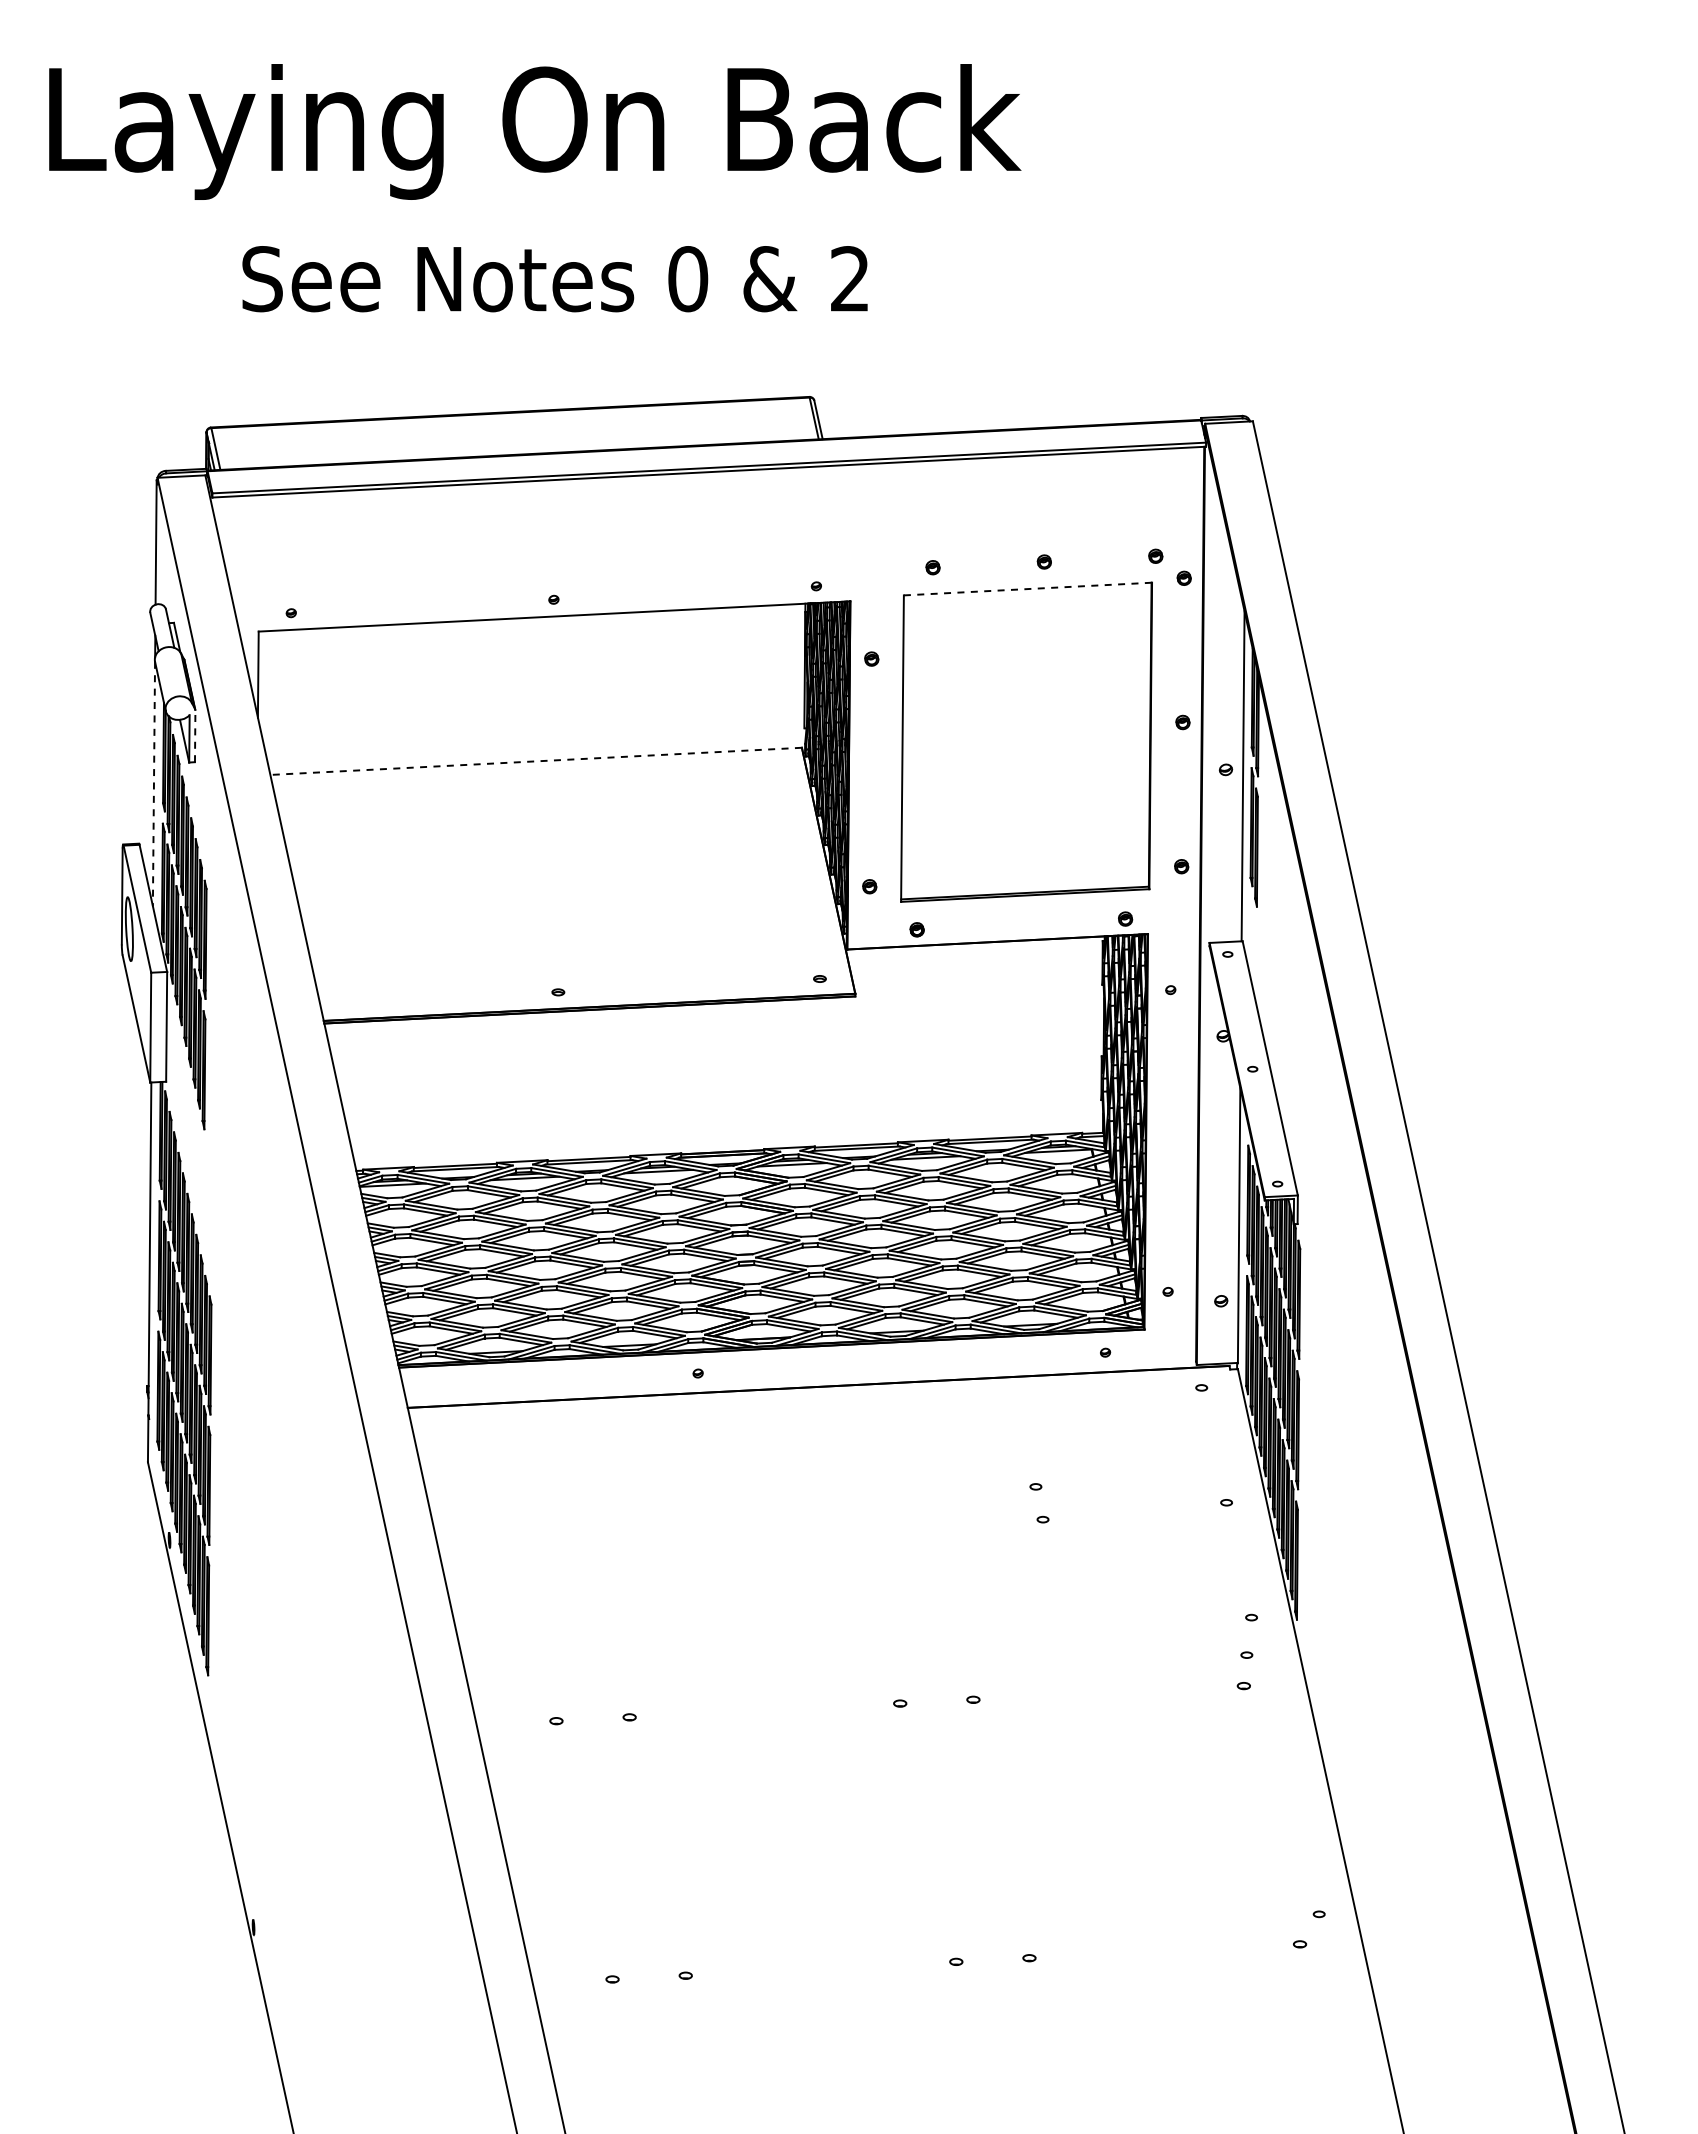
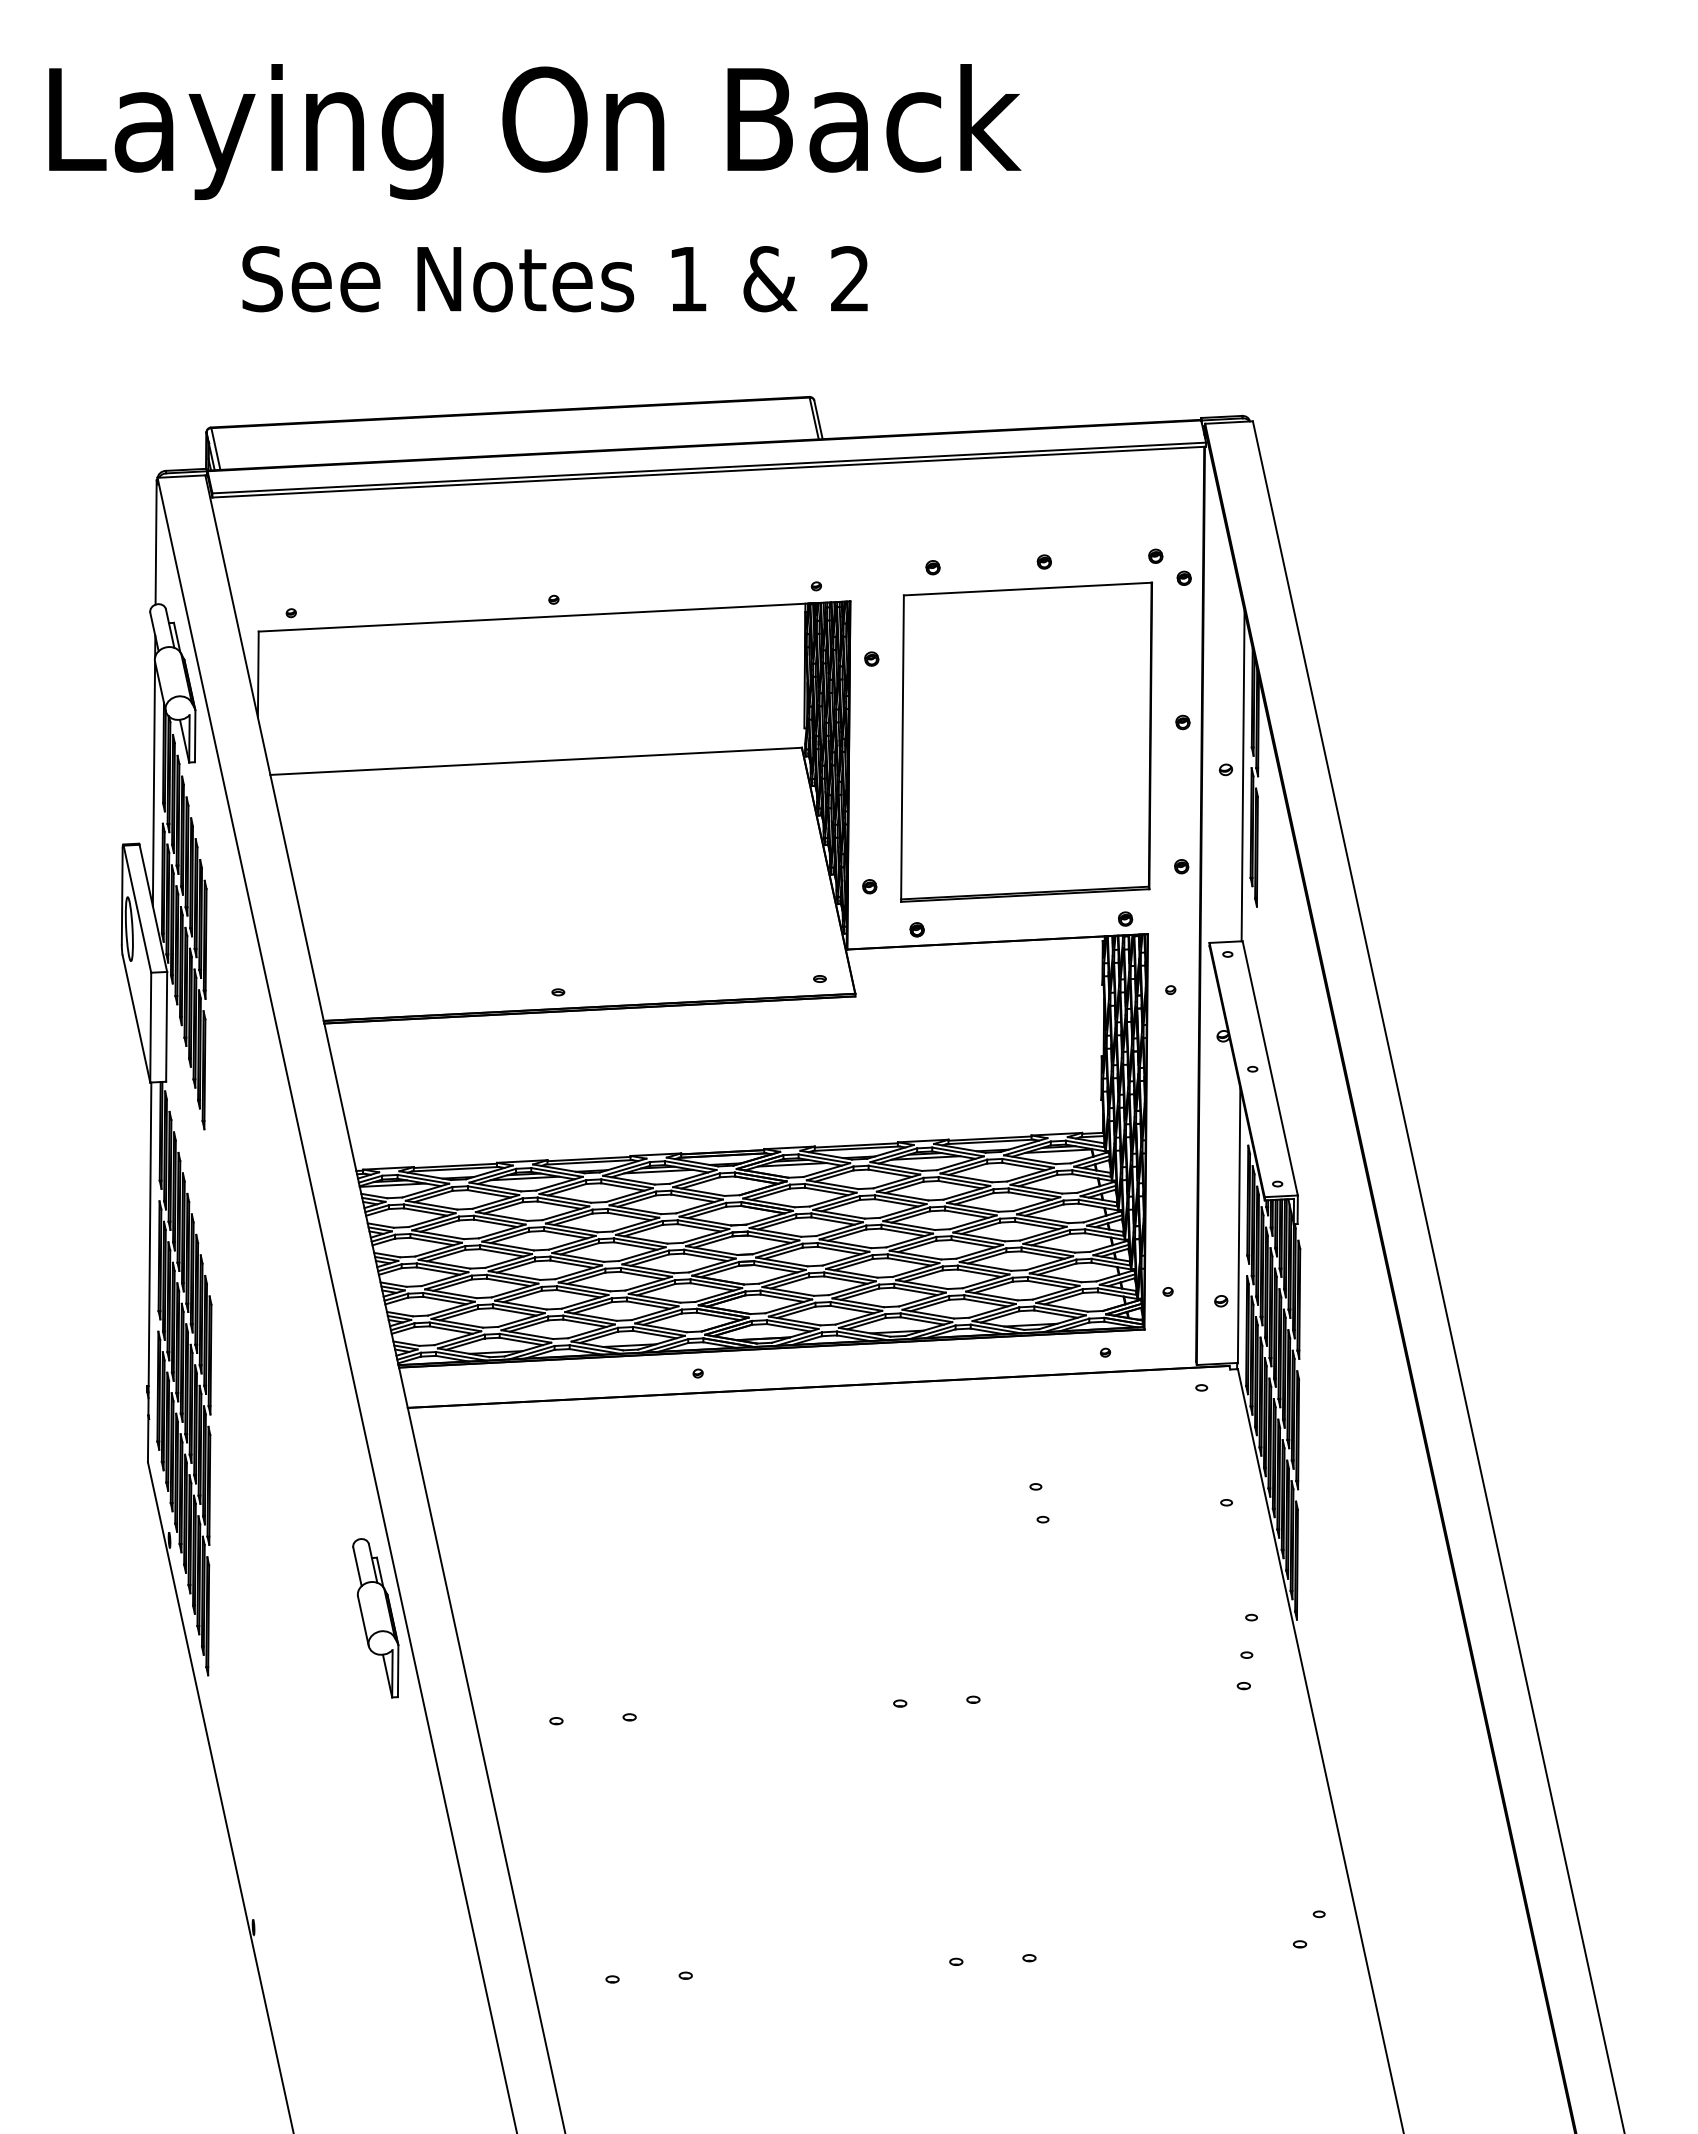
text: 0 -> 1 (688, 279)
line: dashed -> solid (1028, 589)
line: dashed -> solid (195, 736)
line: dashed -> solid (535, 761)
line: dashed -> solid (153, 784)
part: none -> present (375, 1618)
